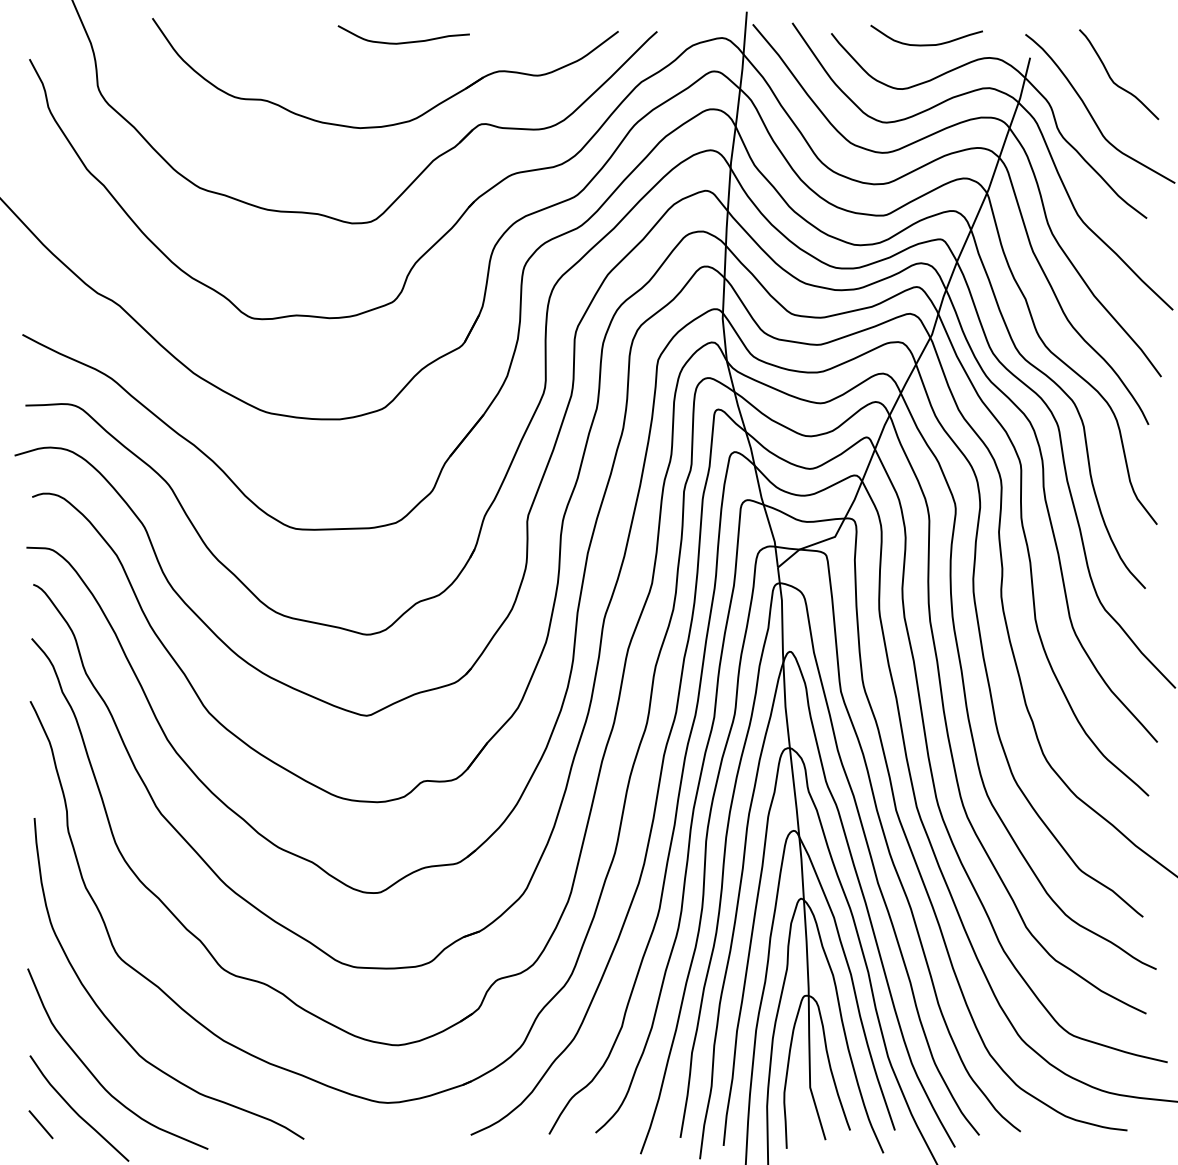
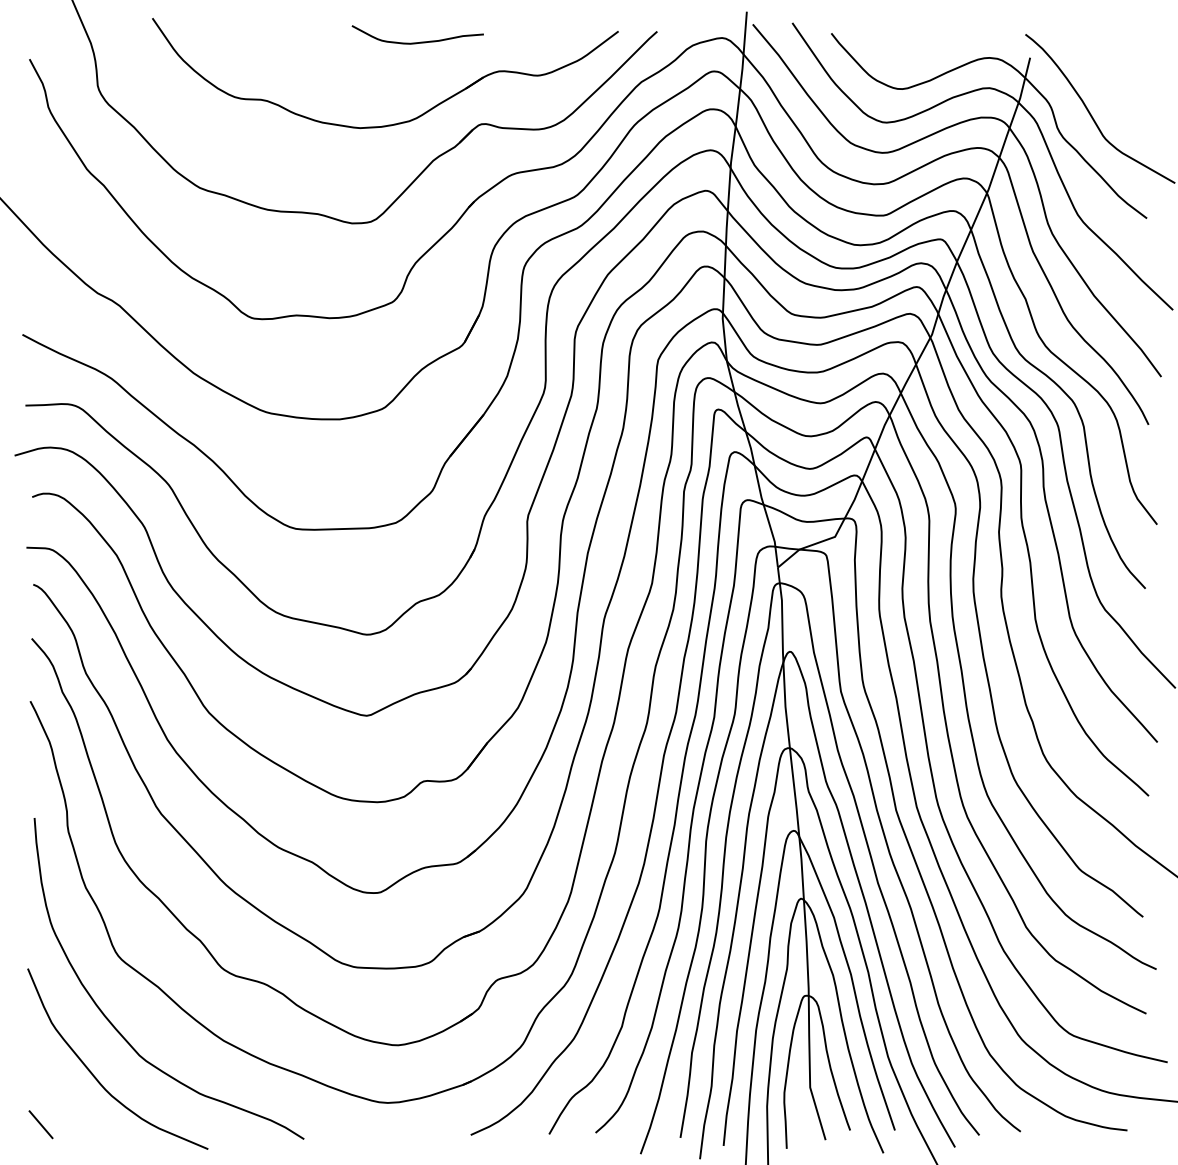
curve position: (406, 41) -> (420, 41) (420, 41)
curve: present -> none (926, 44)
curve: present -> none (1113, 80)
curve: present -> none (76, 1111)
